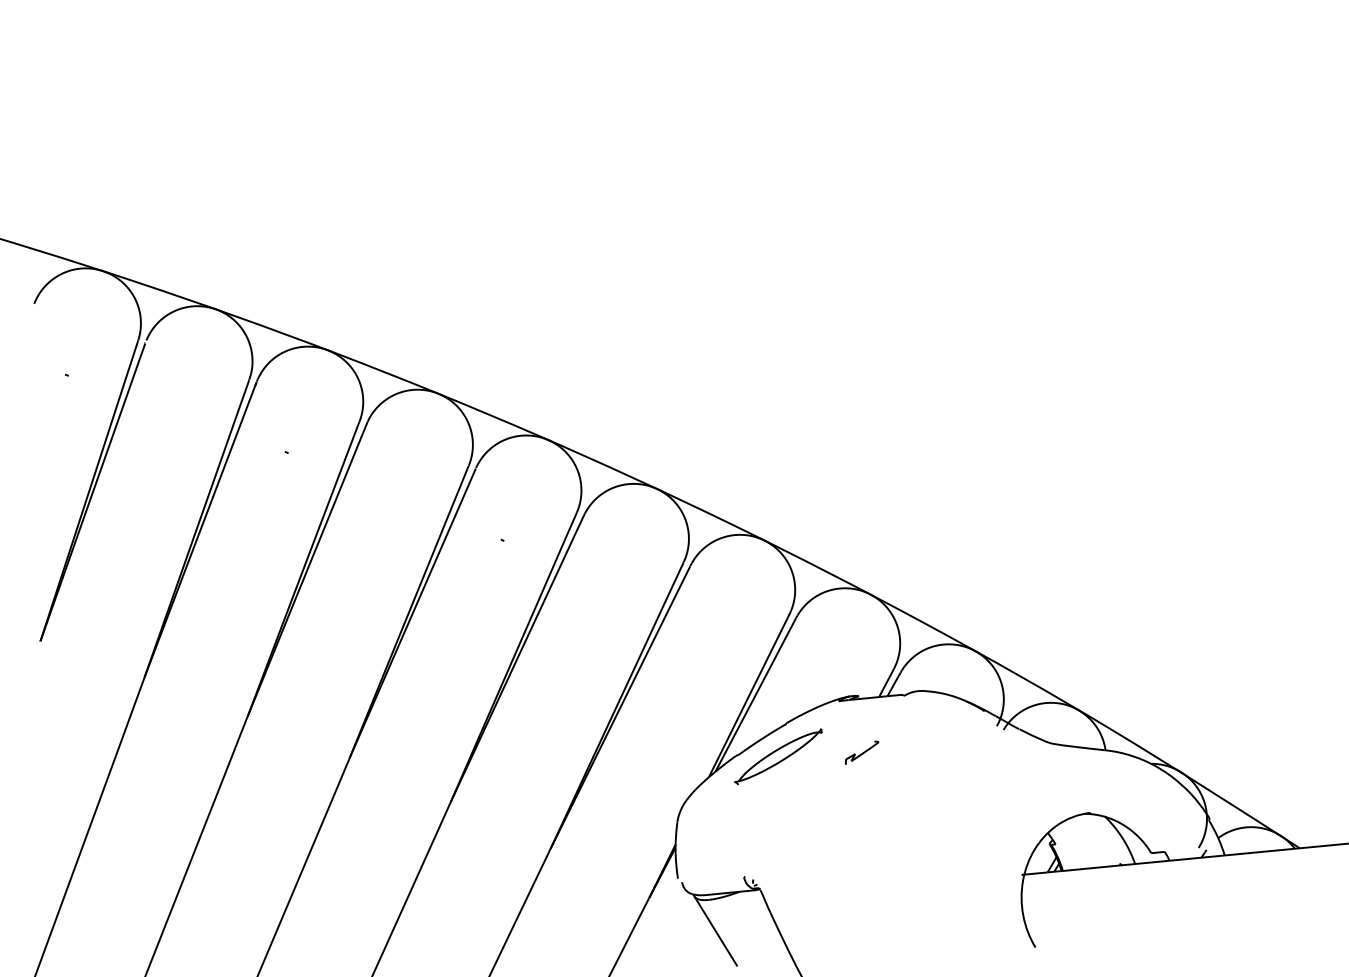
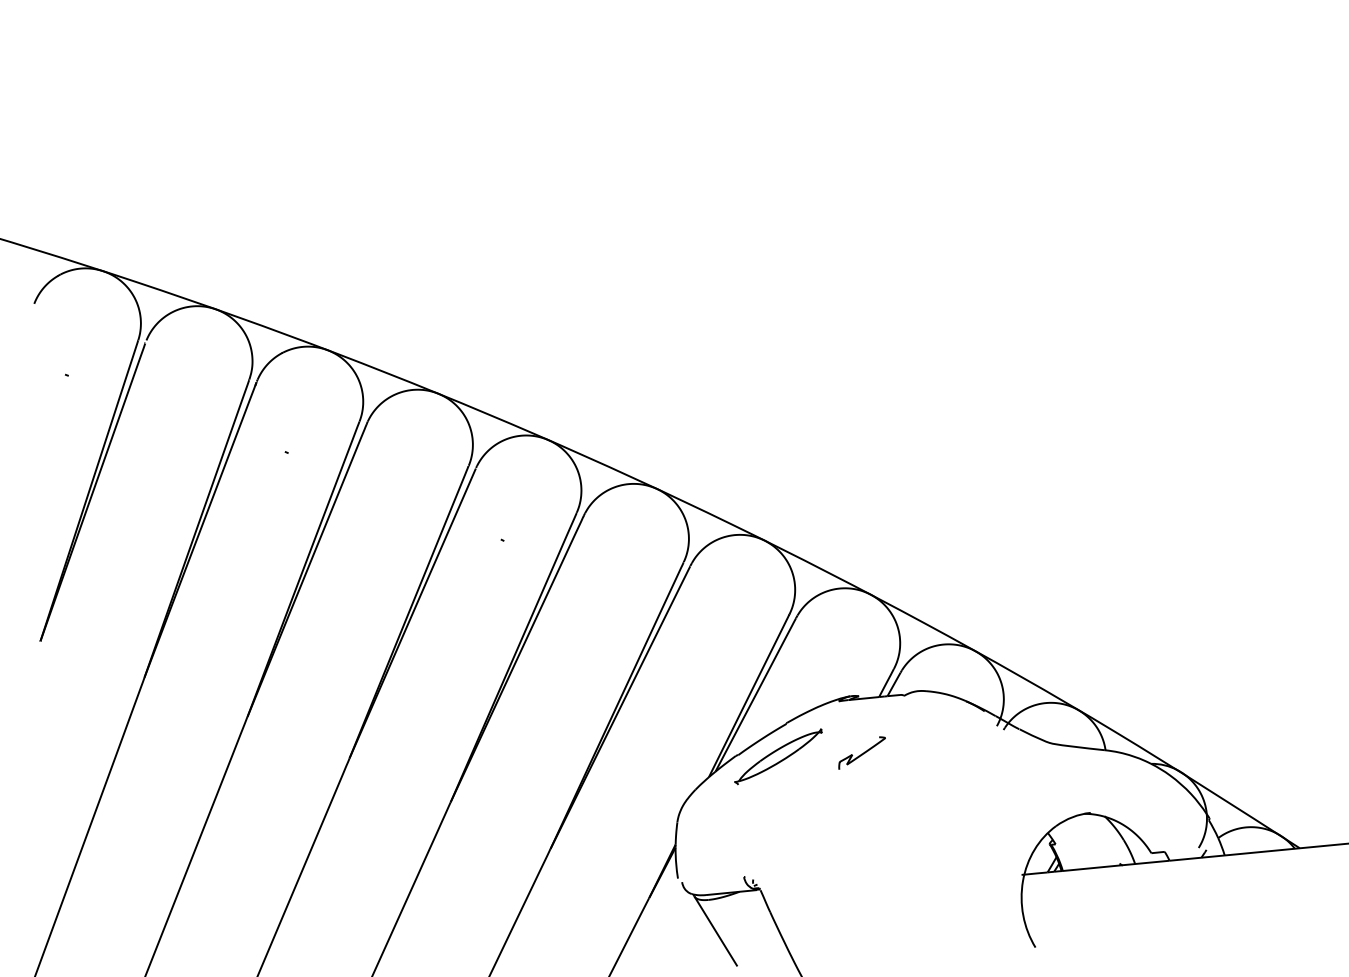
part size: 35x25 px -> 48x34 px (861, 752)
